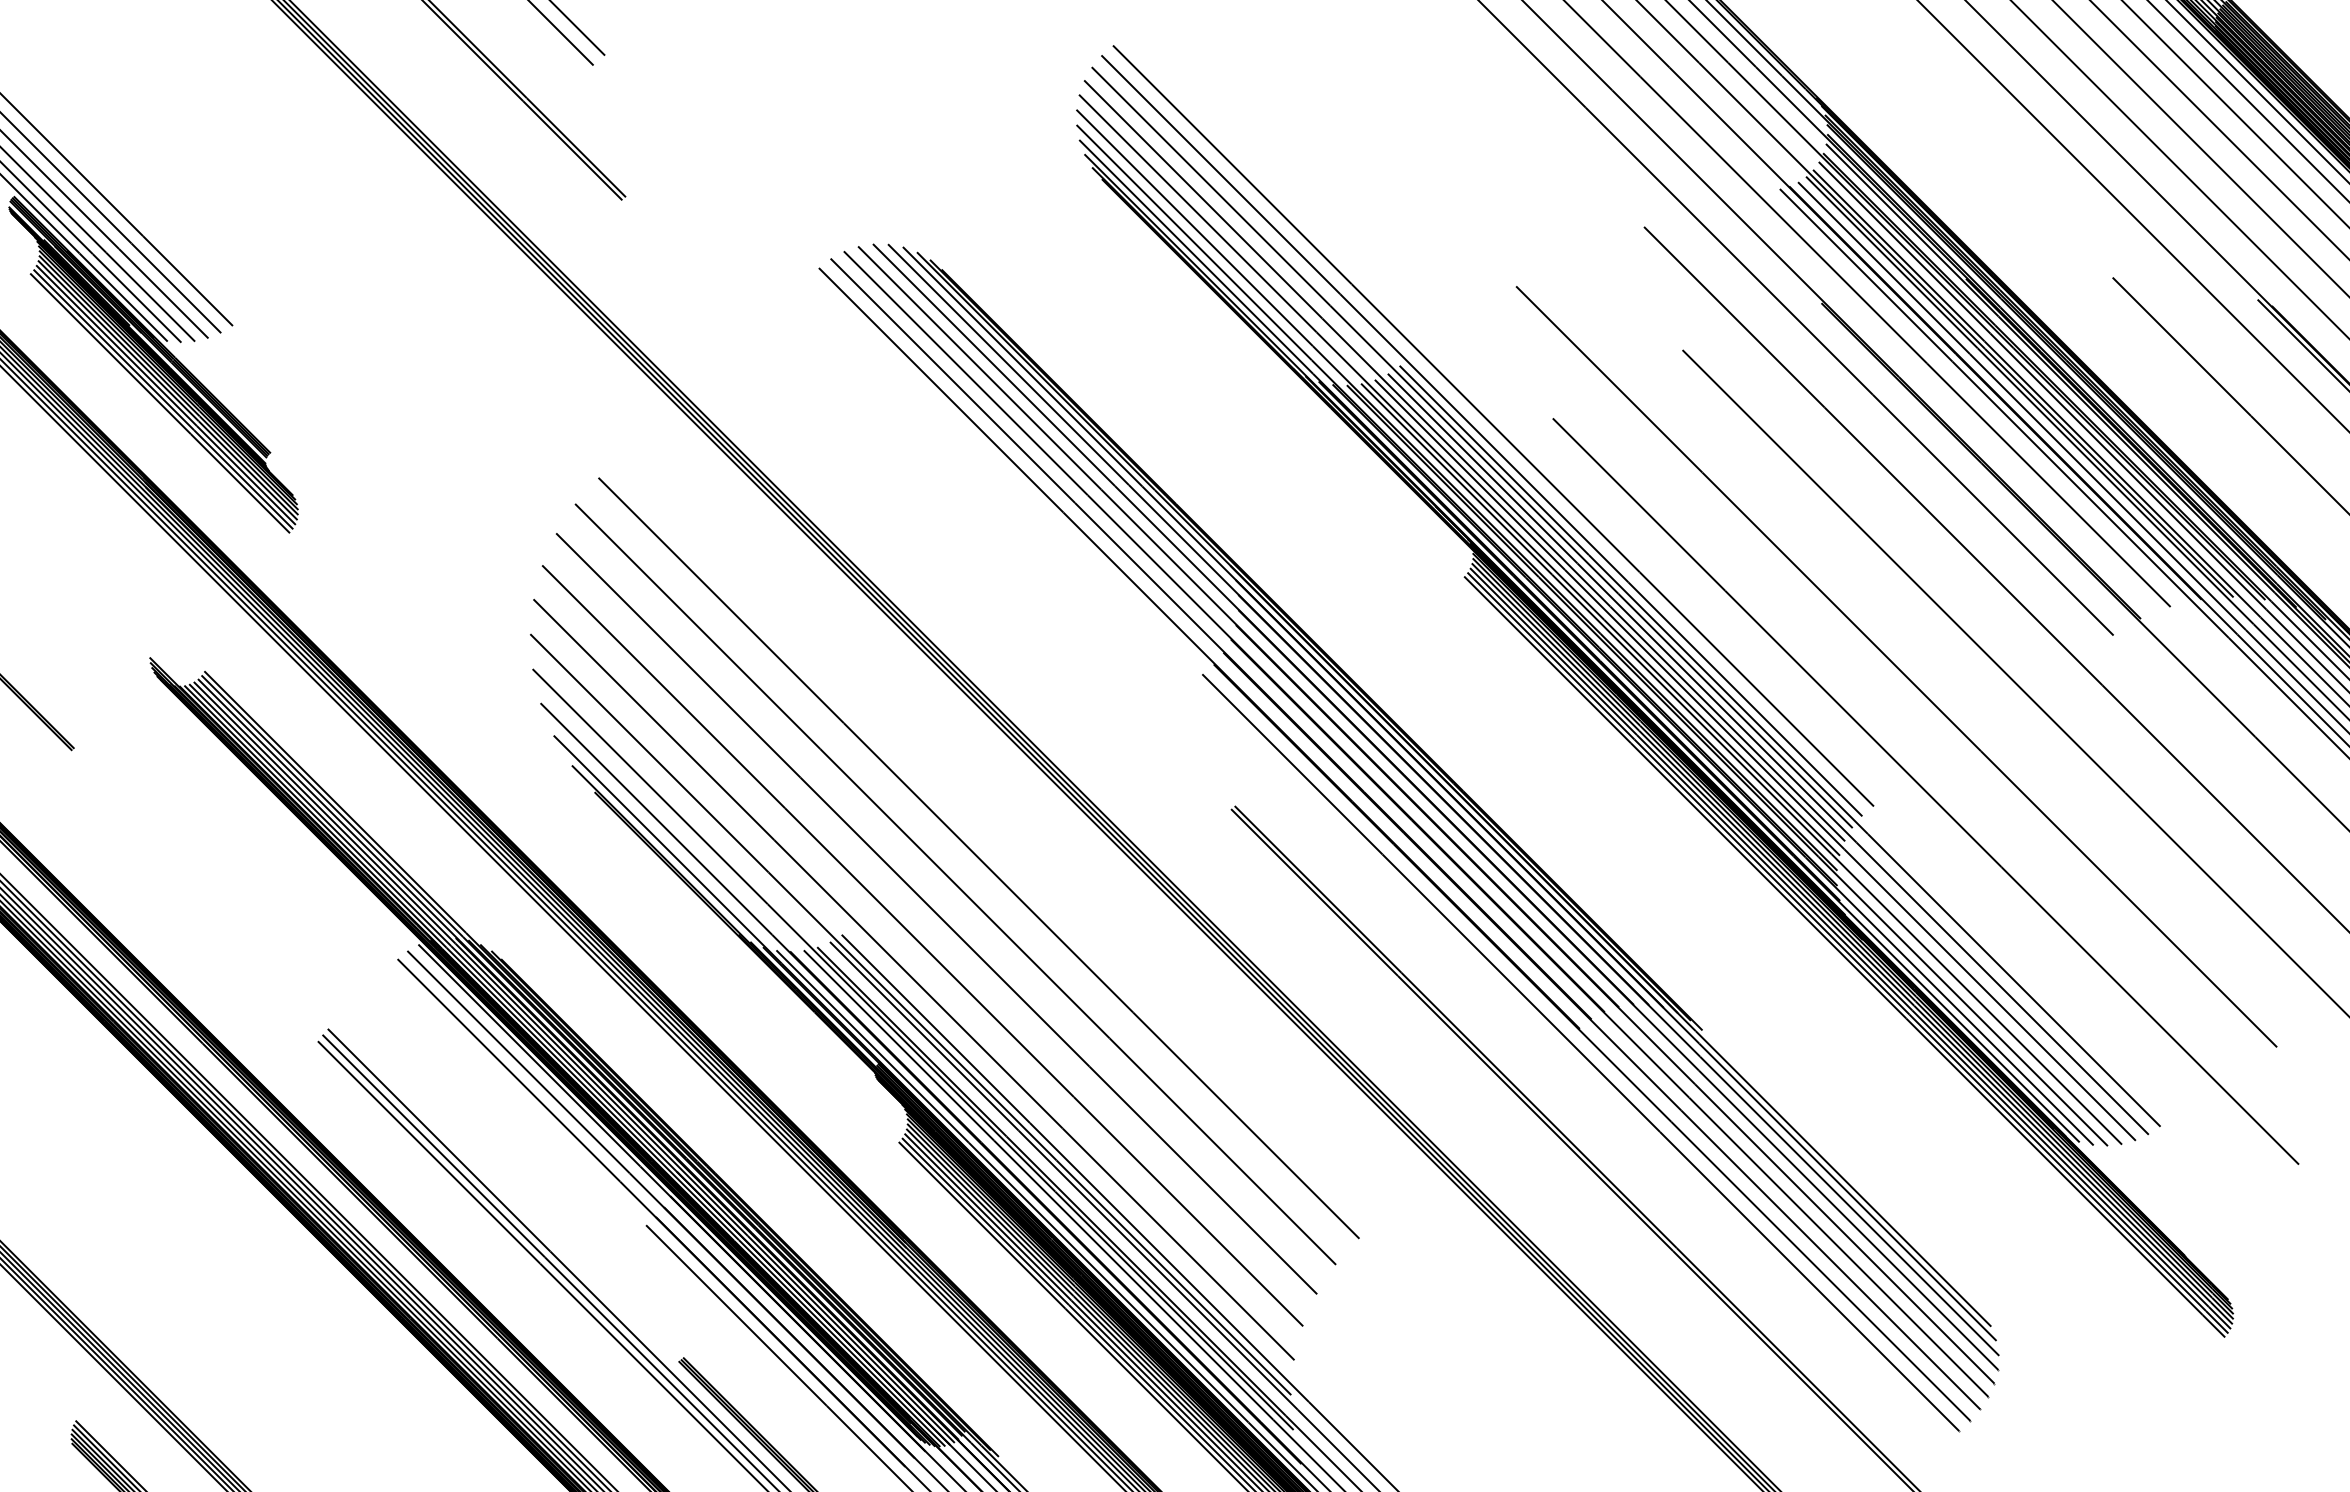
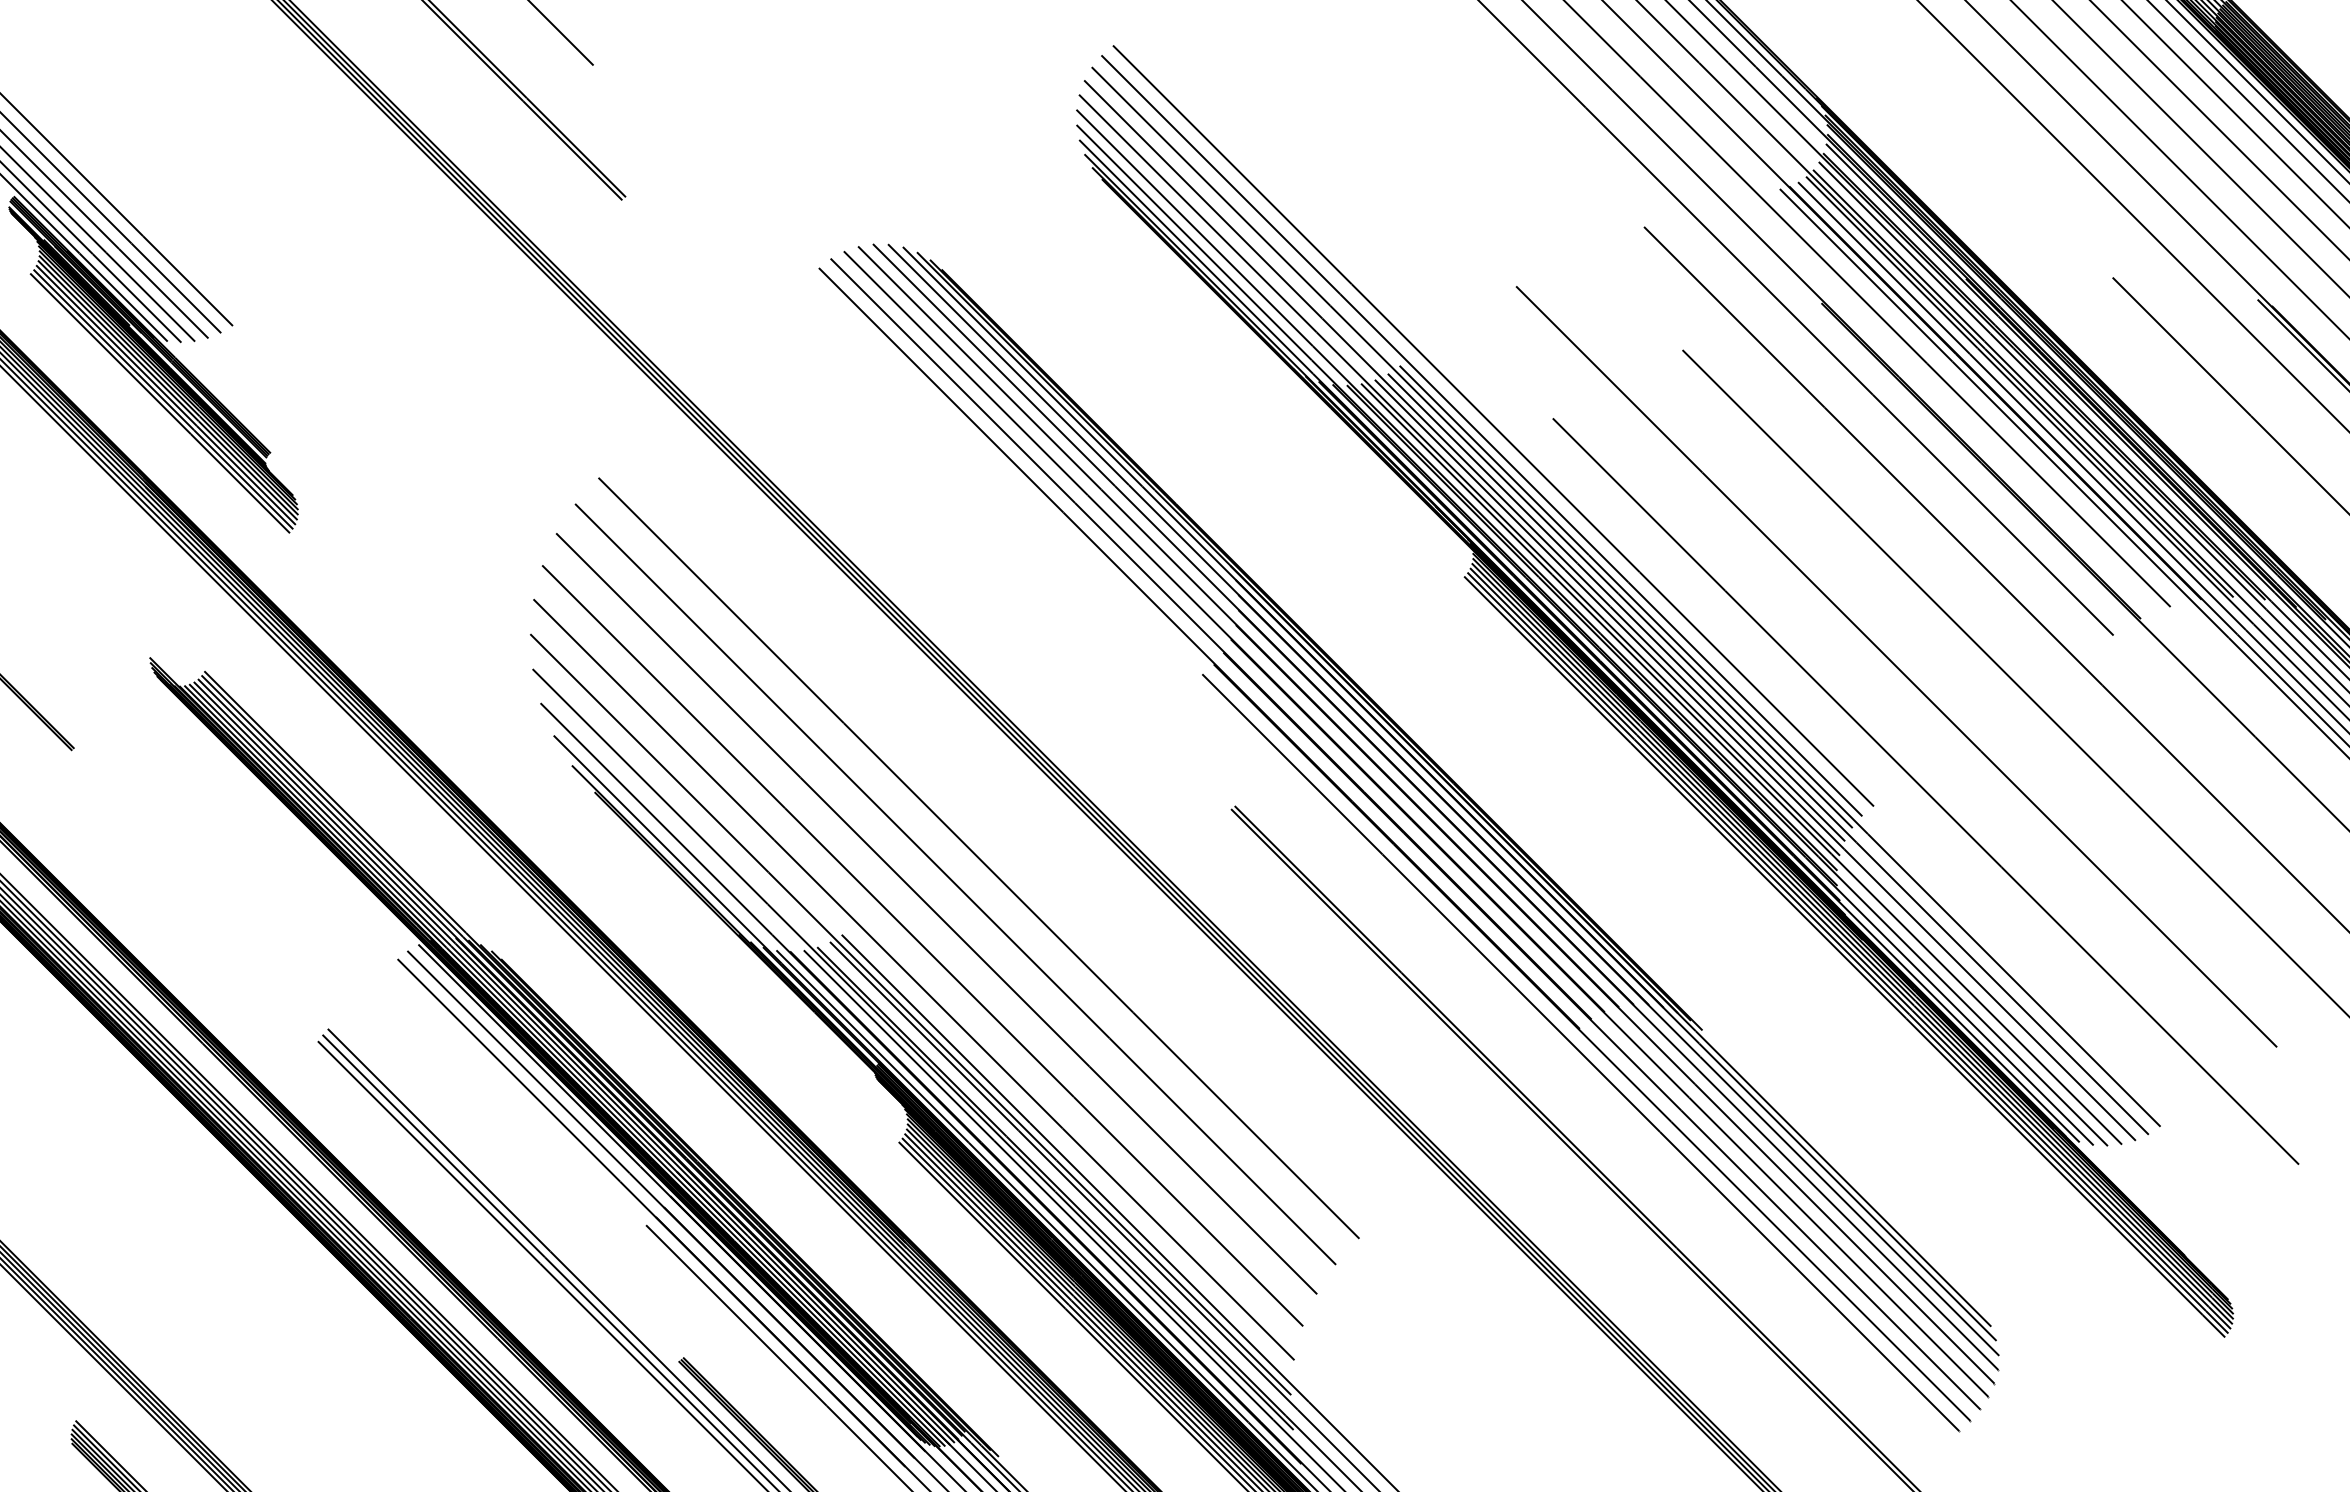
line: present -> none (578, 28)
